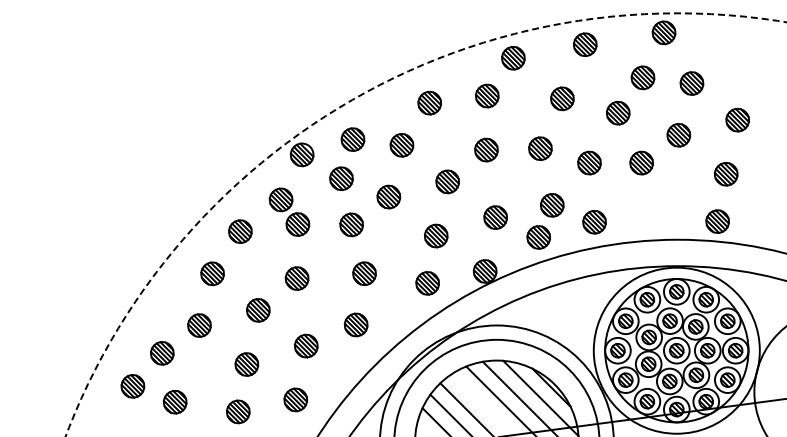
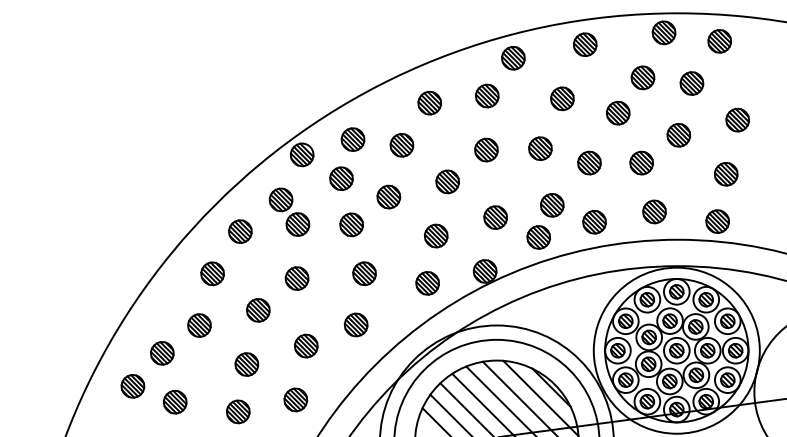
part: none -> present (719, 41)
part: none -> present (654, 211)
circle: dashed -> solid (425, 224)
line: none -> present (481, 403)
